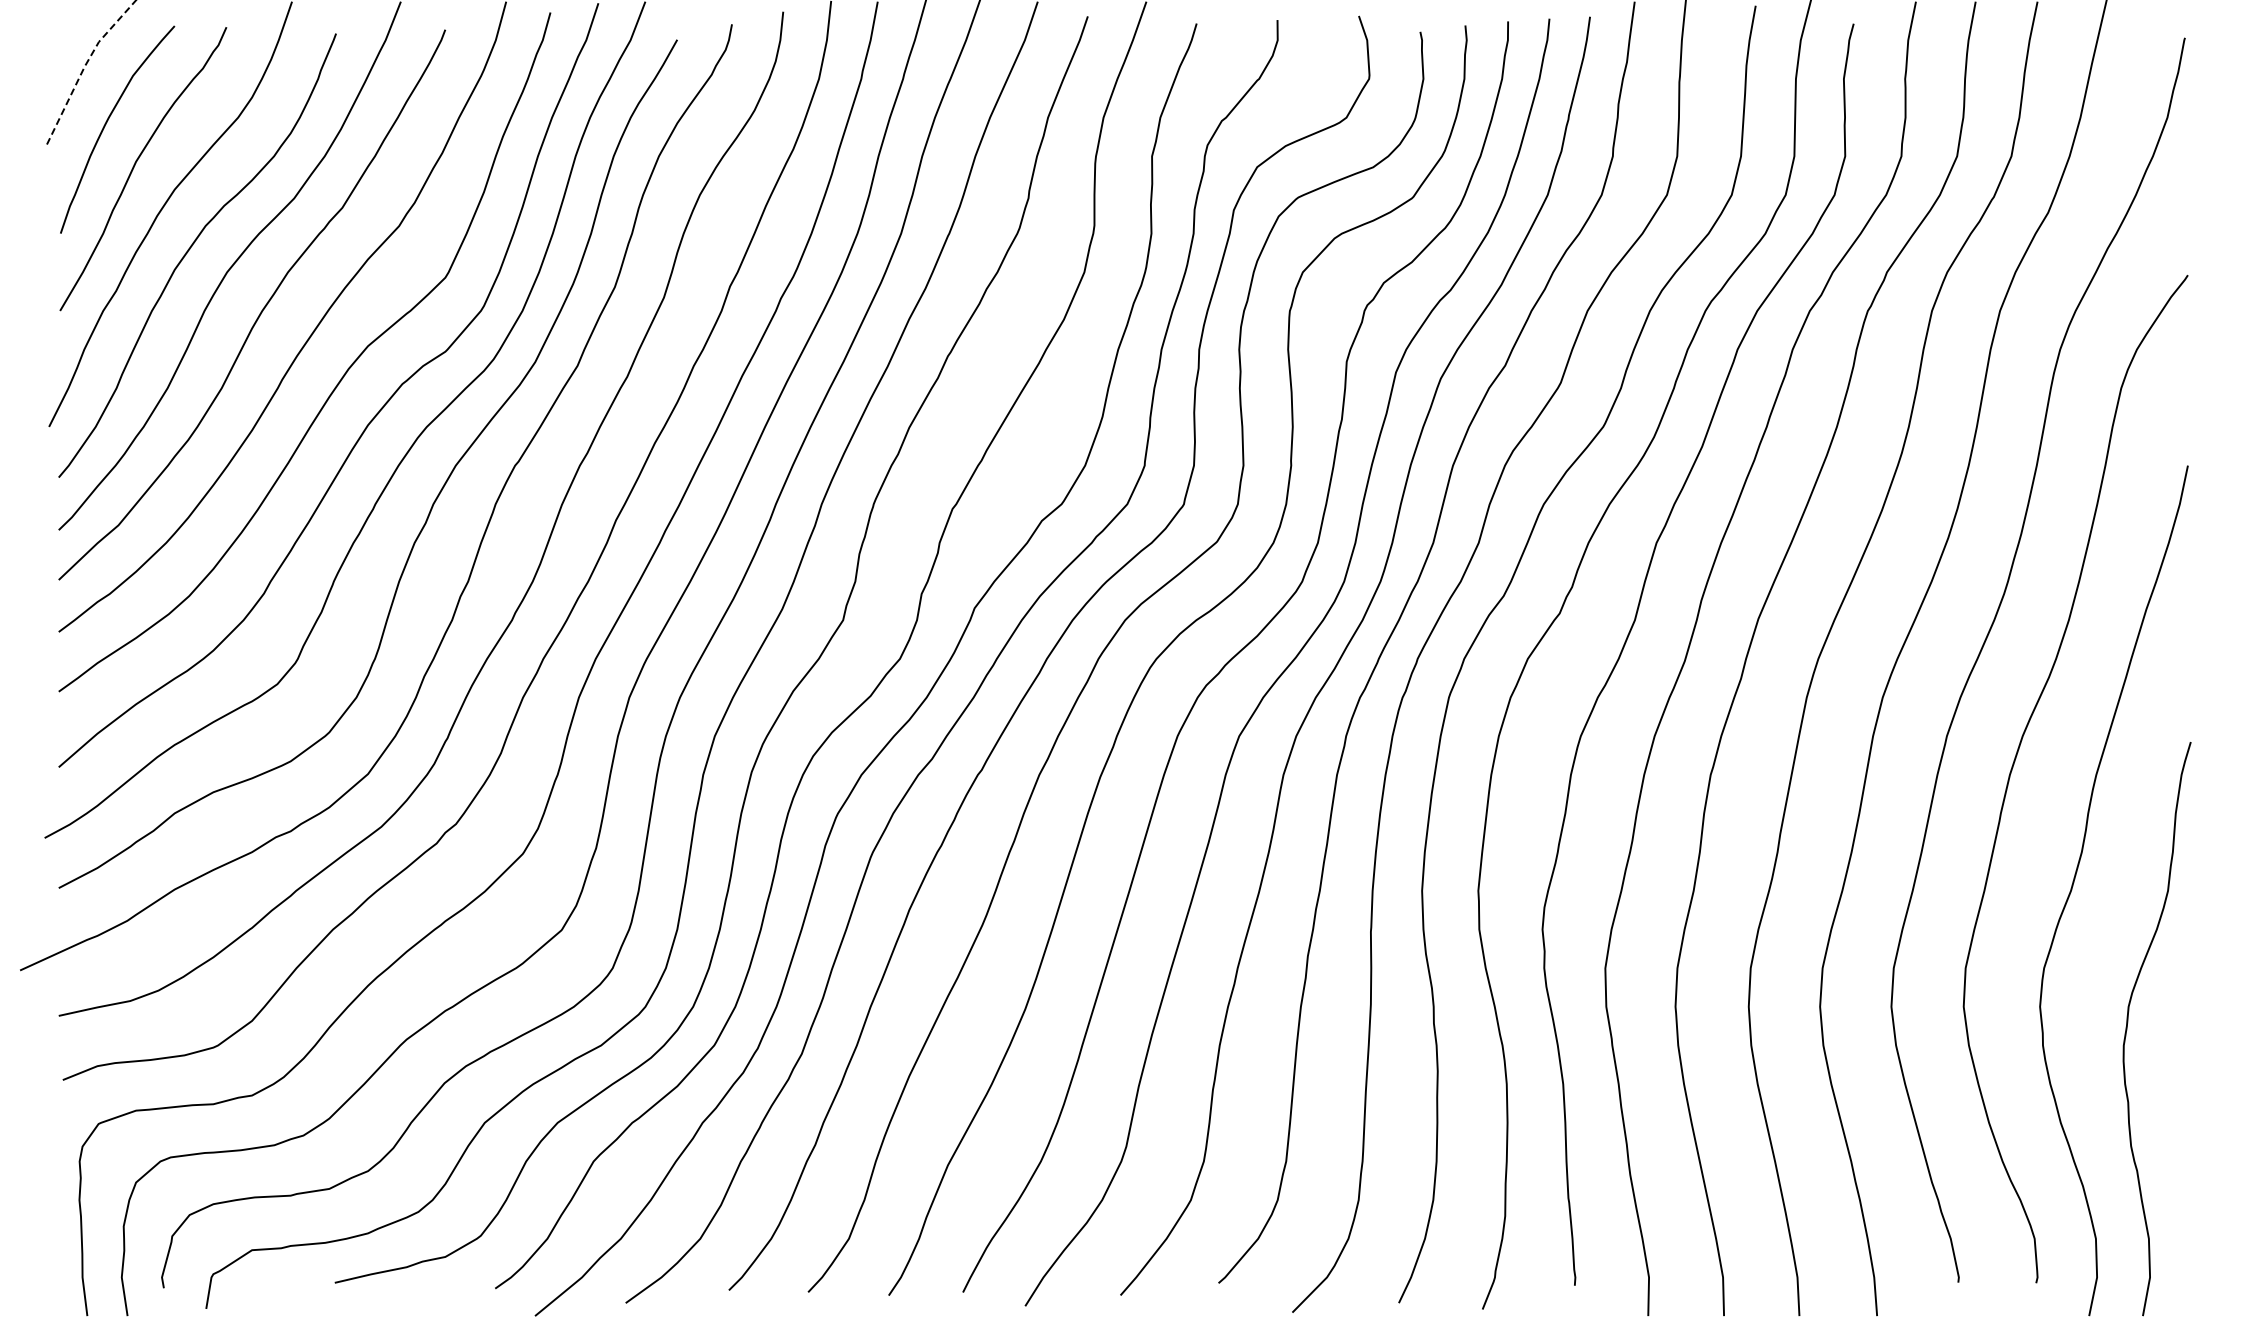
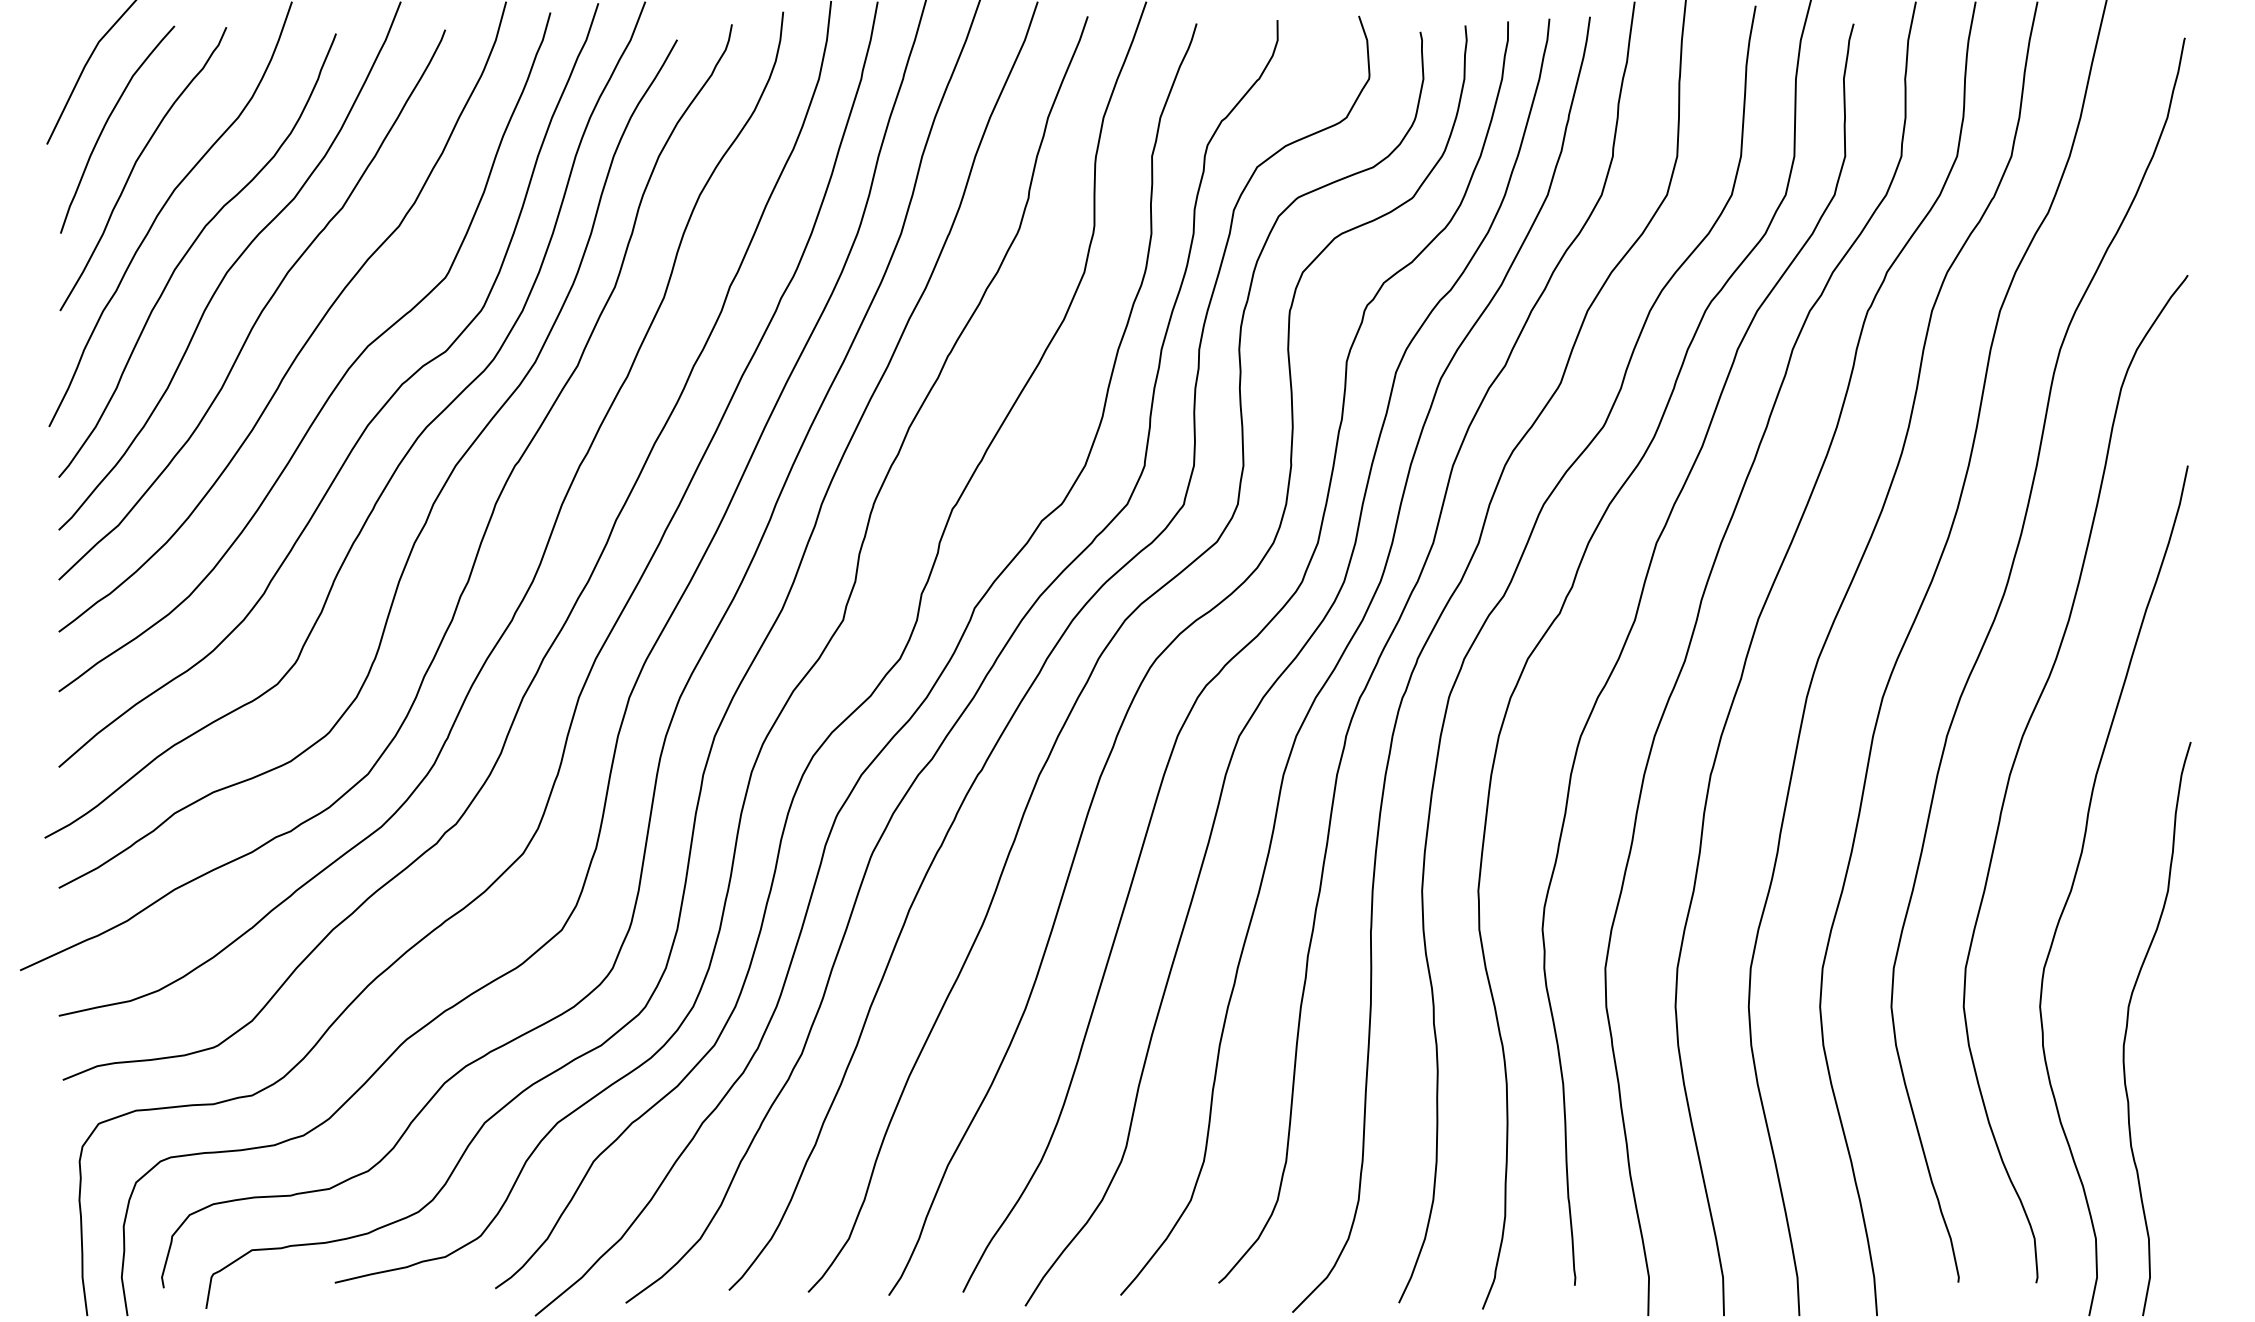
line: dashed -> solid (84, 66)
